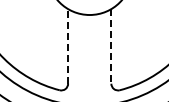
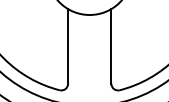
line: dashed -> solid (68, 45)
line: dashed -> solid (111, 46)
